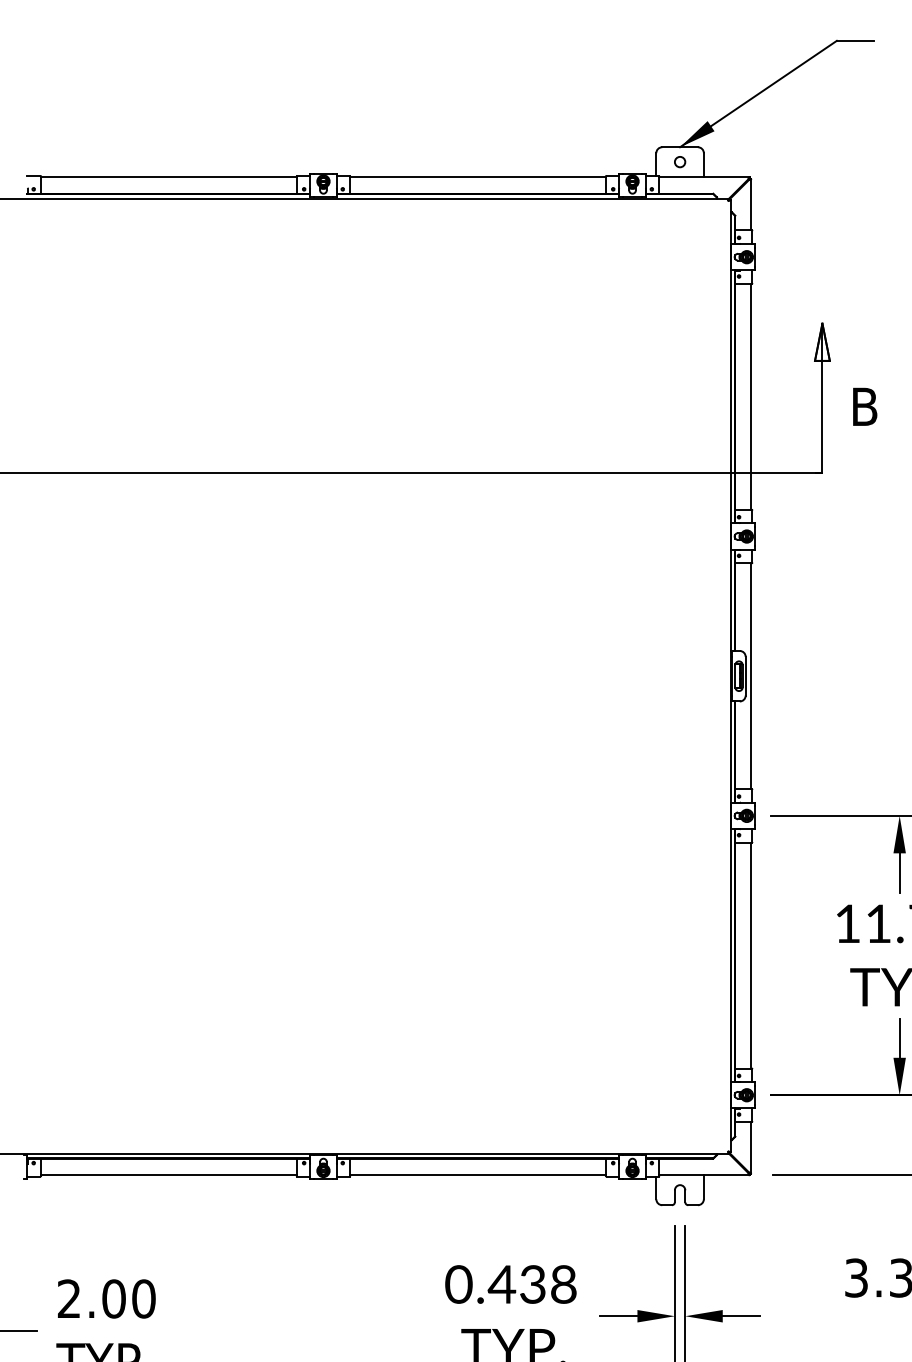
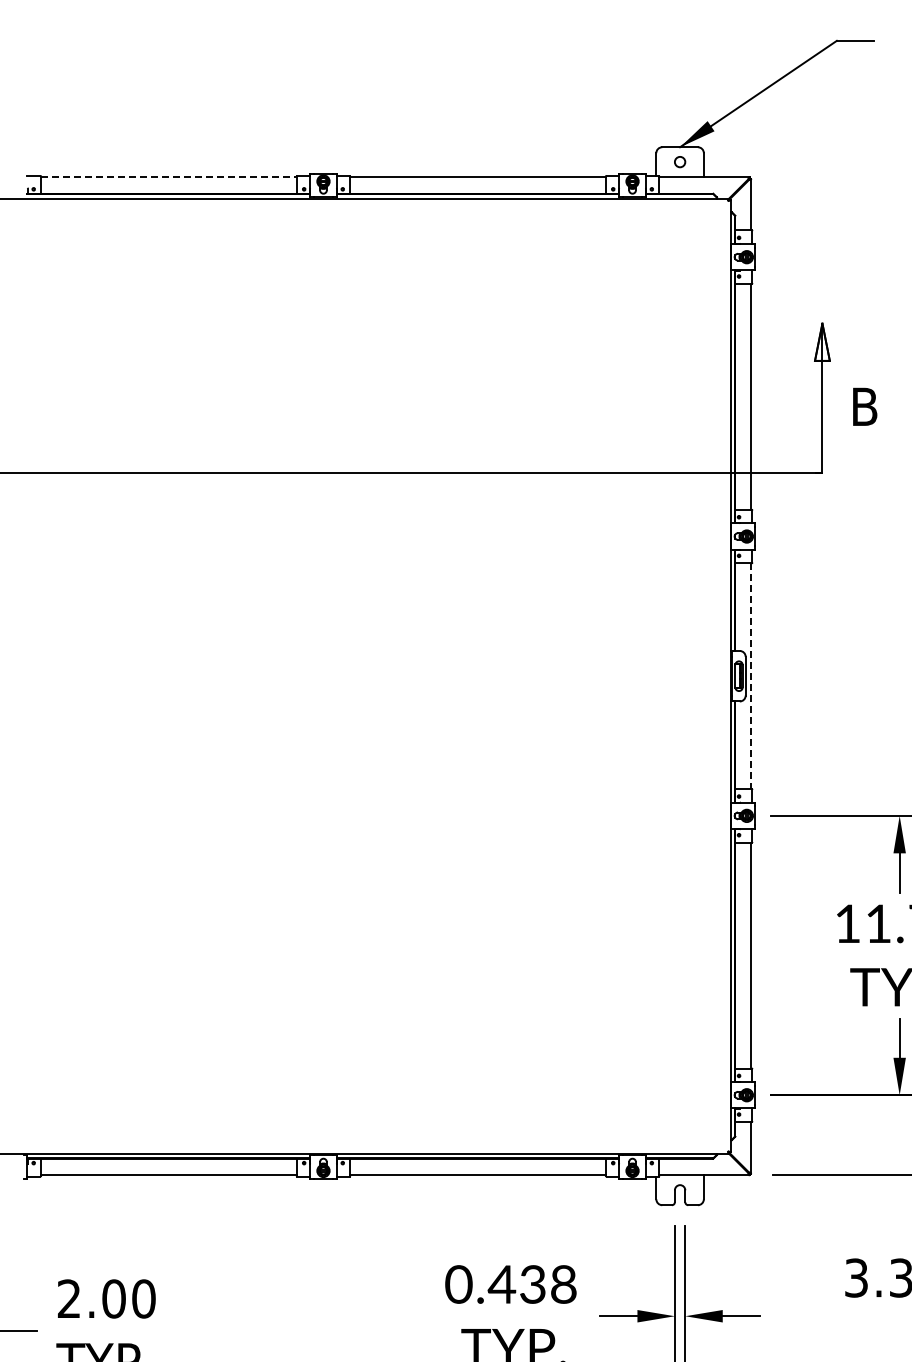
line: solid -> dashed (168, 176)
line: solid -> dashed (751, 676)
